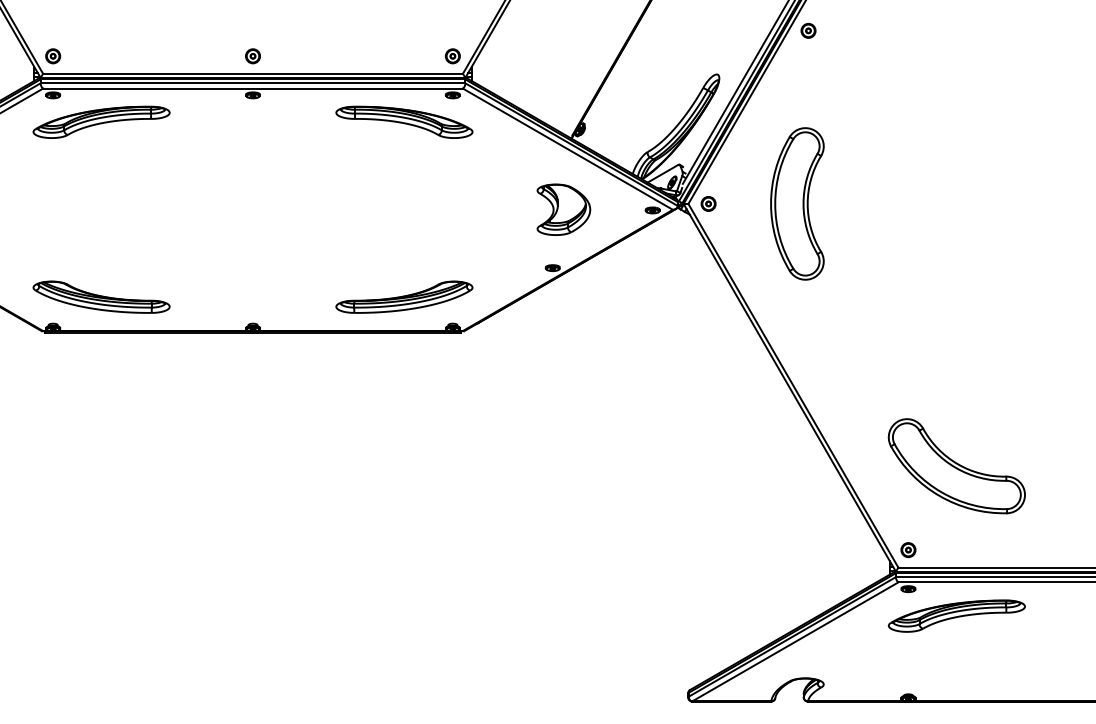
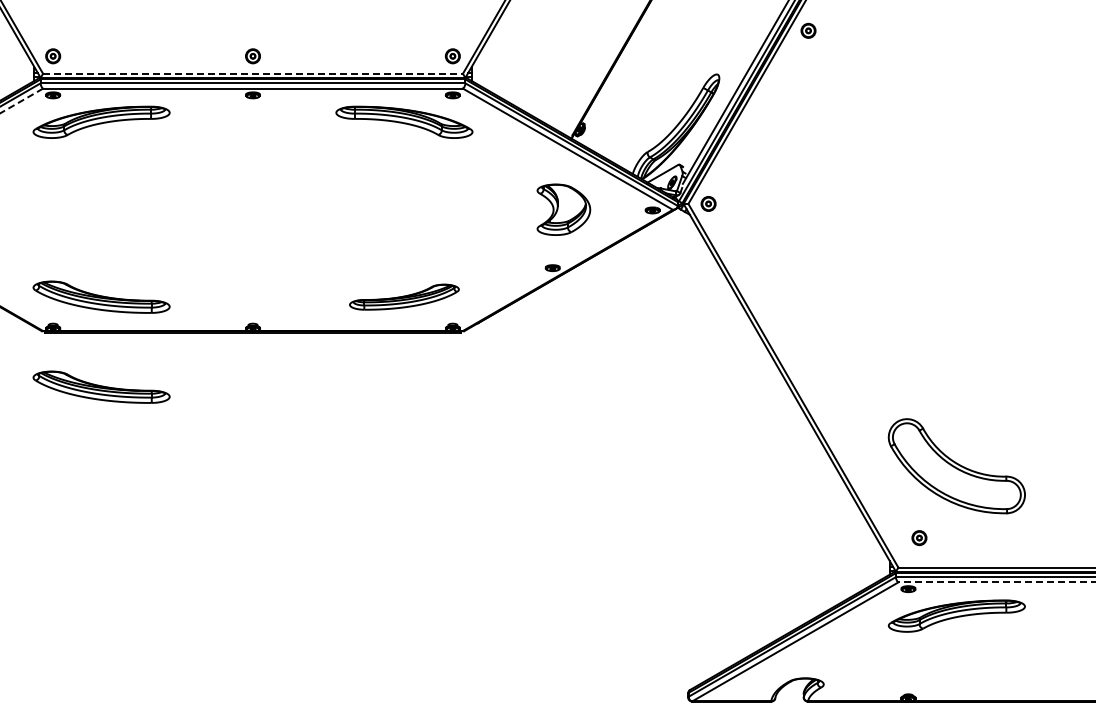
line: solid -> dashed (253, 73)
line: solid -> dashed (21, 101)
part: present -> none (797, 203)
part size: 139x34 px -> 111x28 px (404, 296)
part: none -> present (101, 386)
part position: (908, 550) -> (919, 538) (919, 538)
line: solid -> dashed (996, 582)
